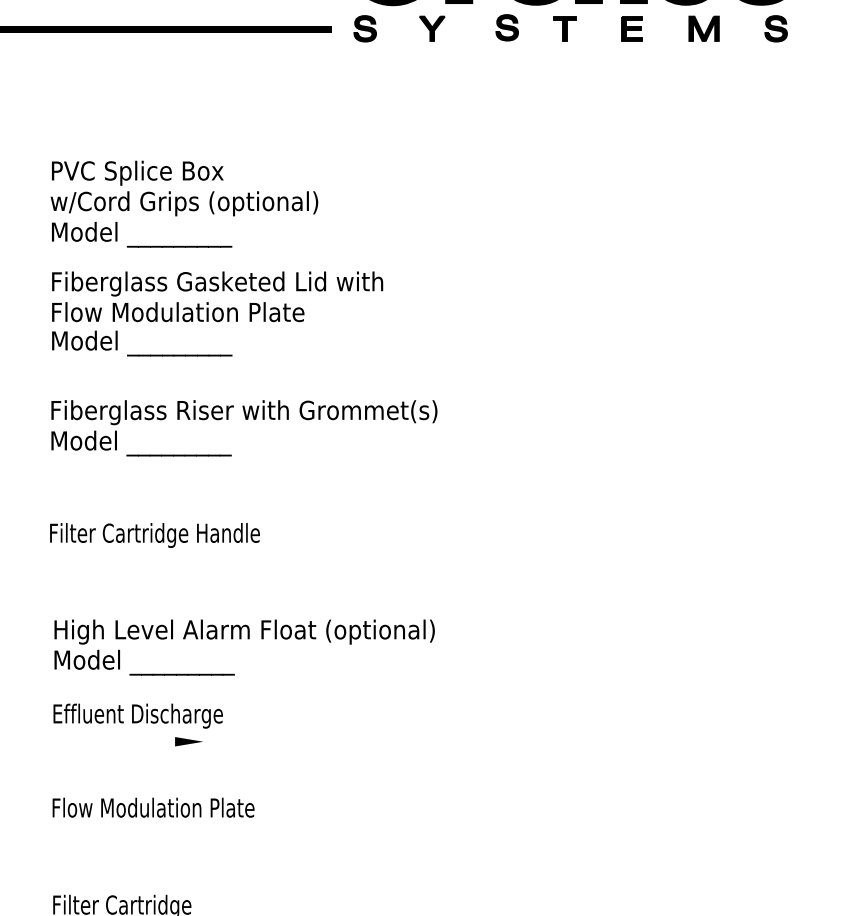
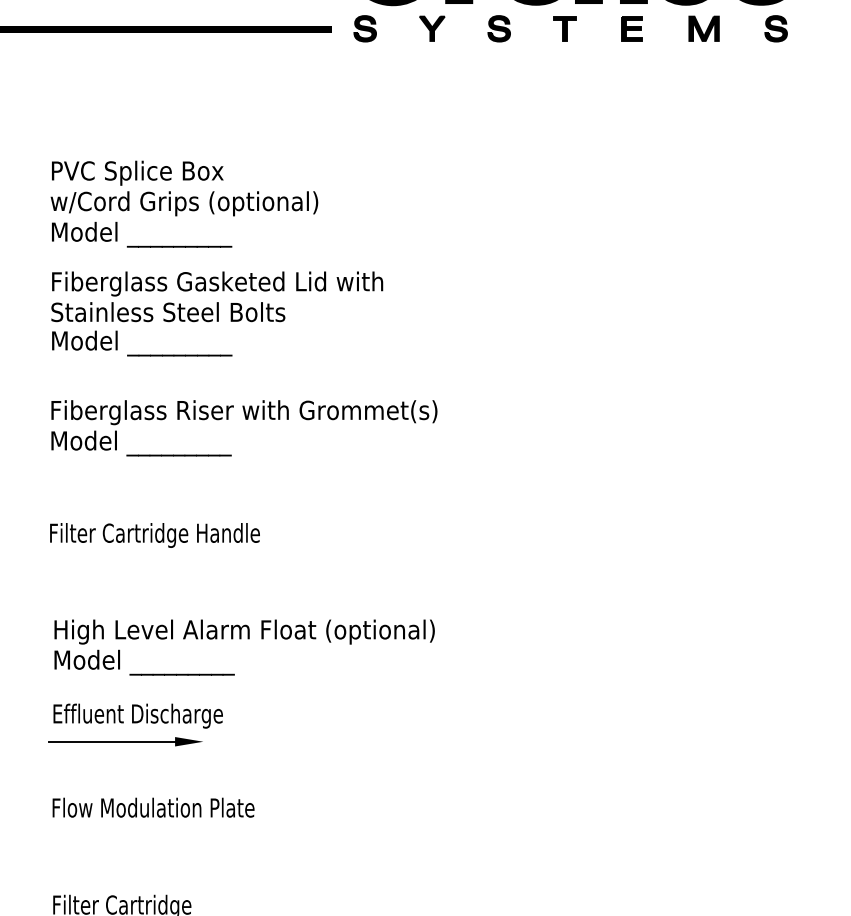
part position: (506, 27) -> (498, 28) (498, 28)
text: Flow Modulation Plate -> Stainless Steel Bolts (177, 312)
line: none -> present (111, 741)
